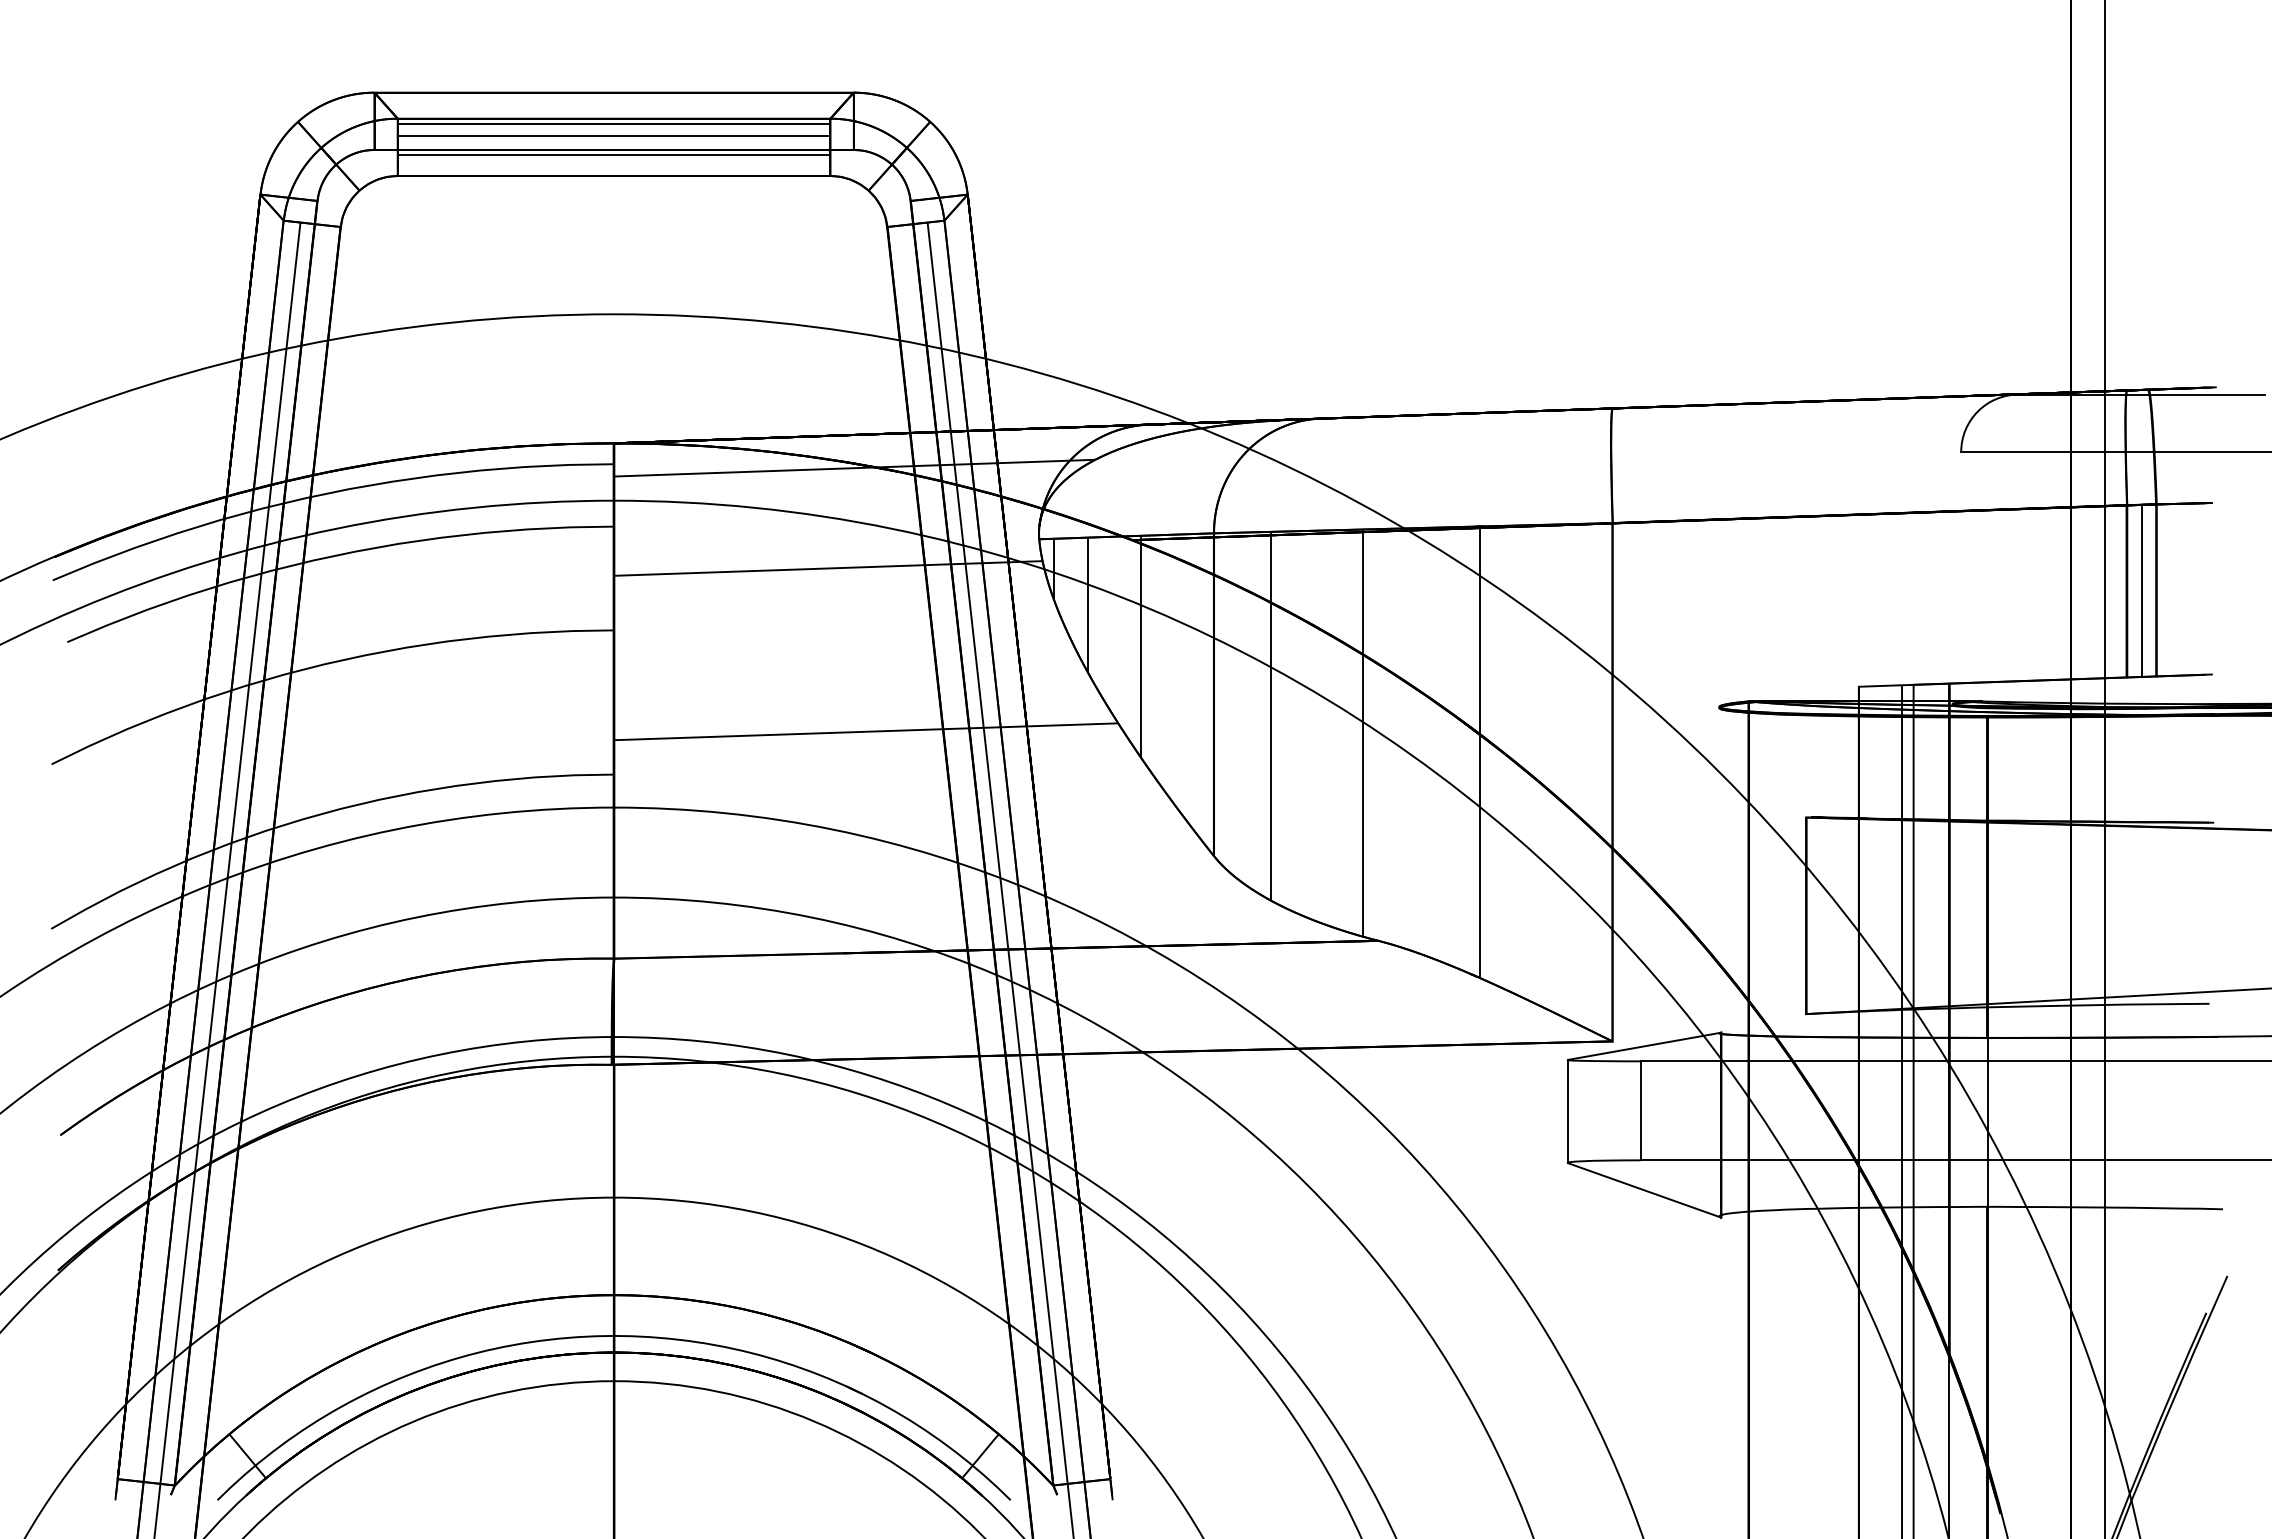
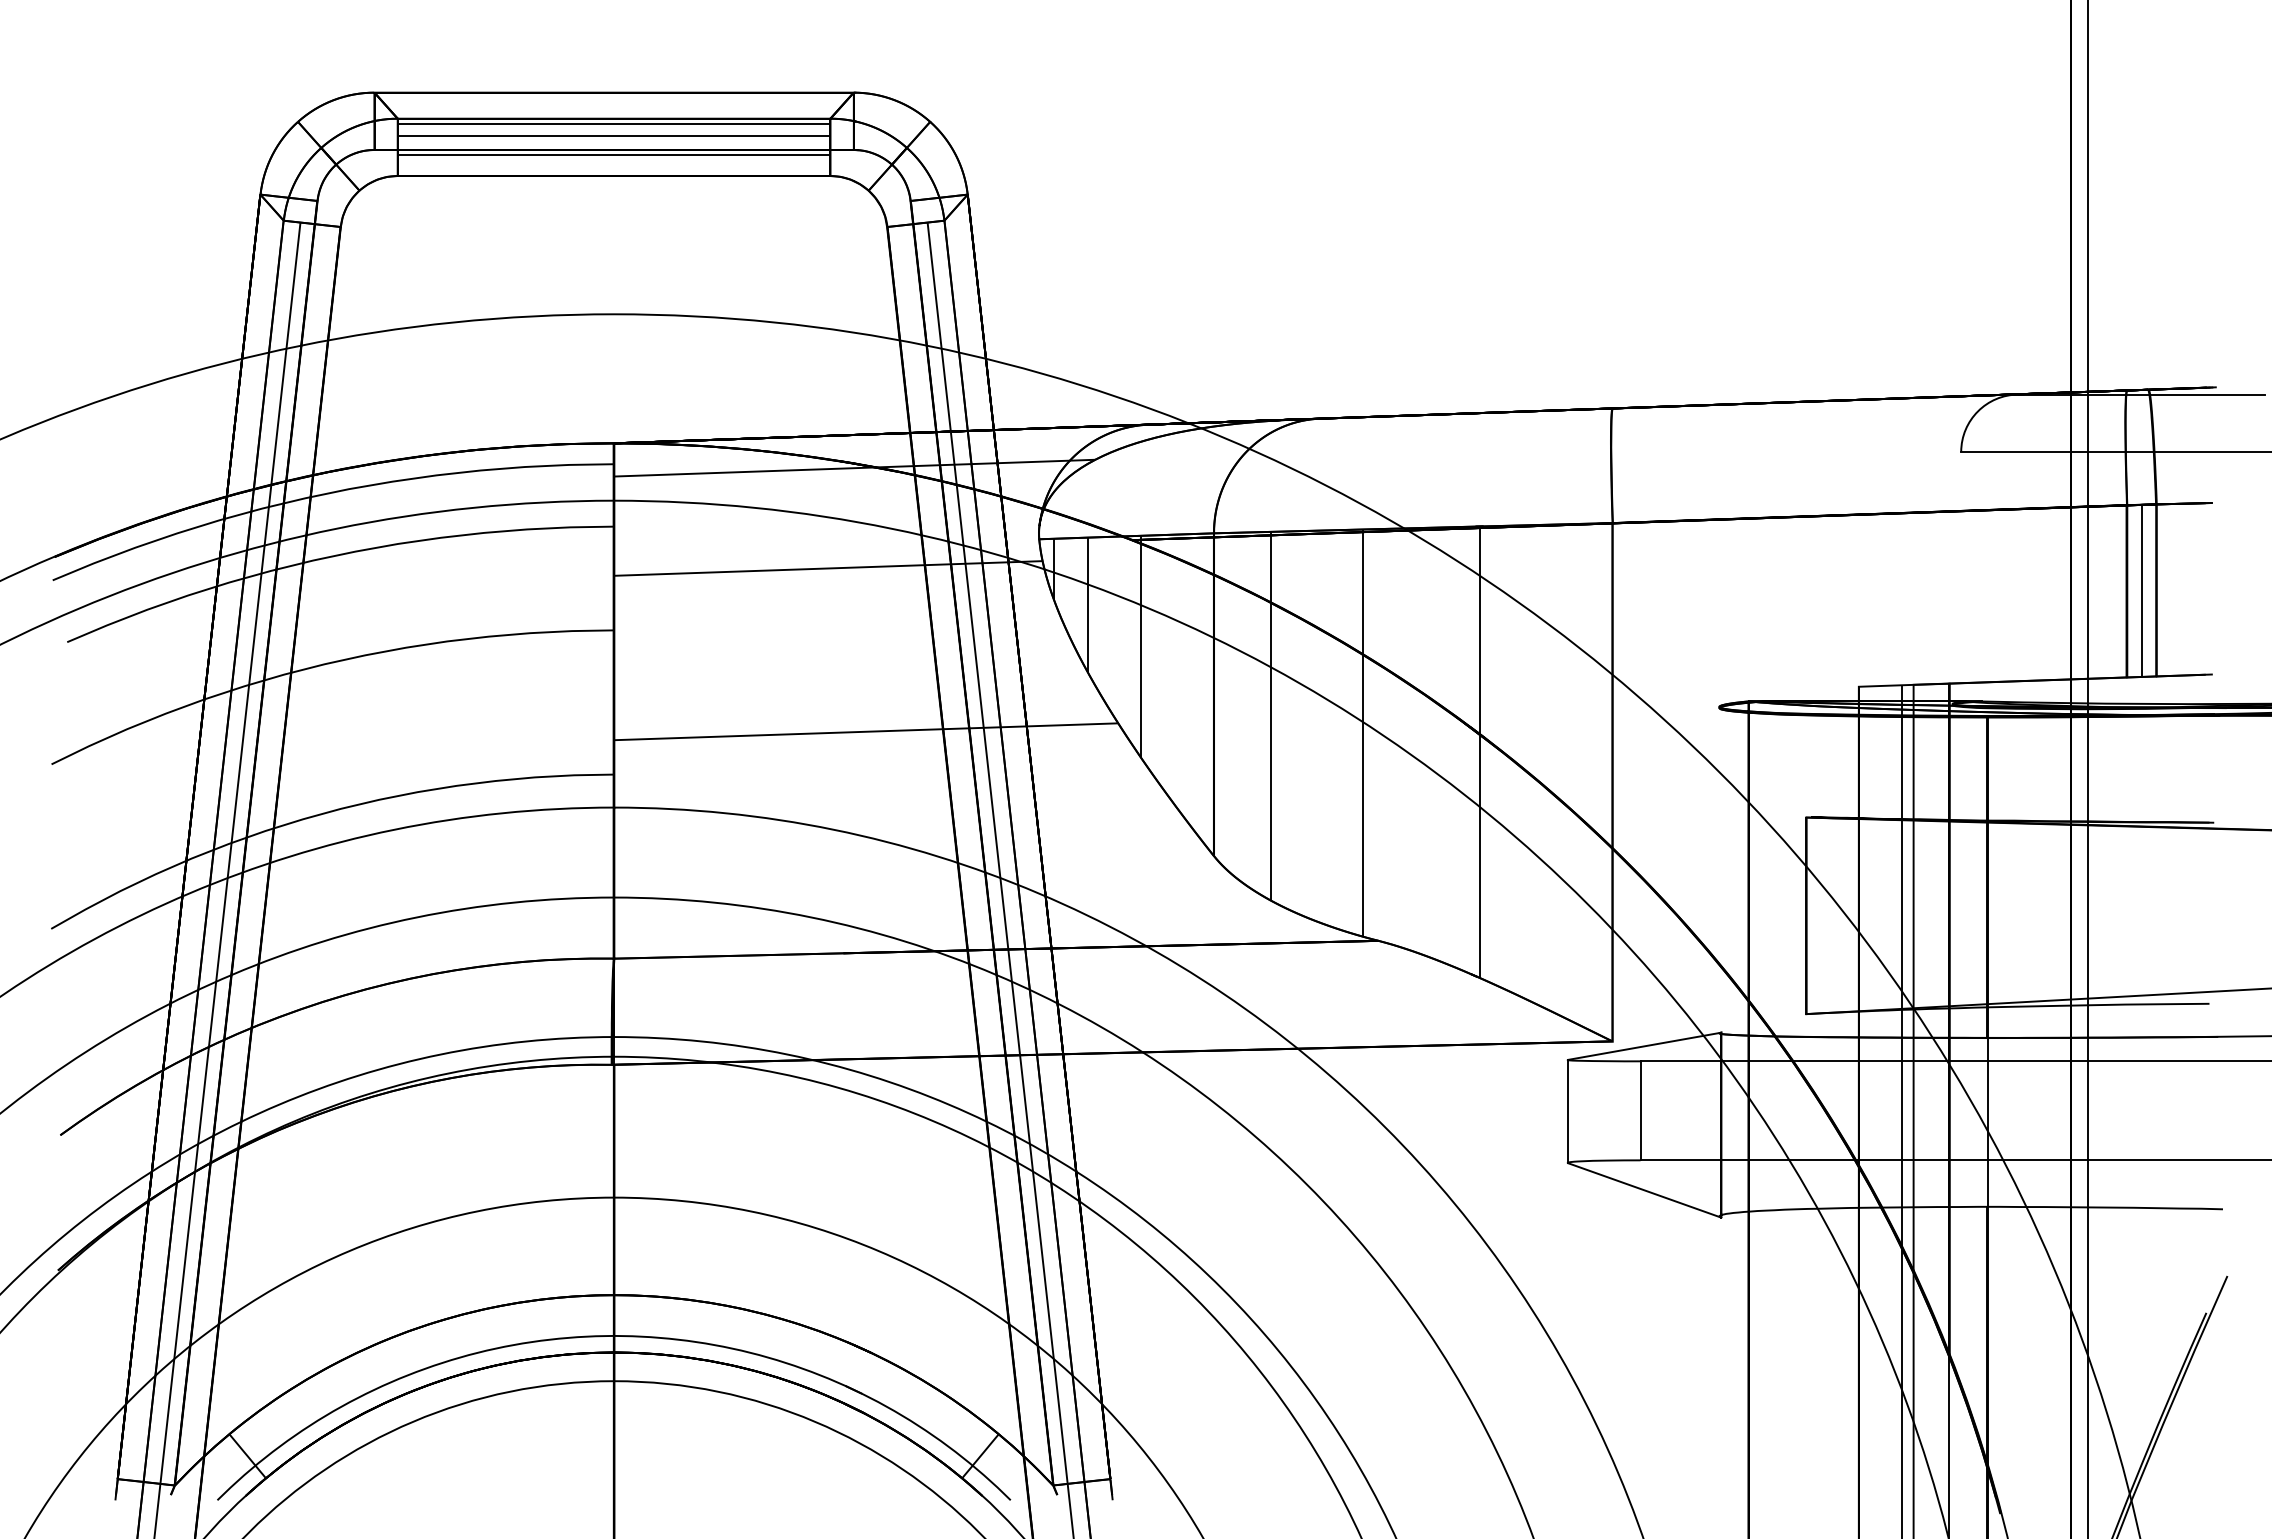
line position: (2105, 768) -> (2088, 768) (2088, 768)
